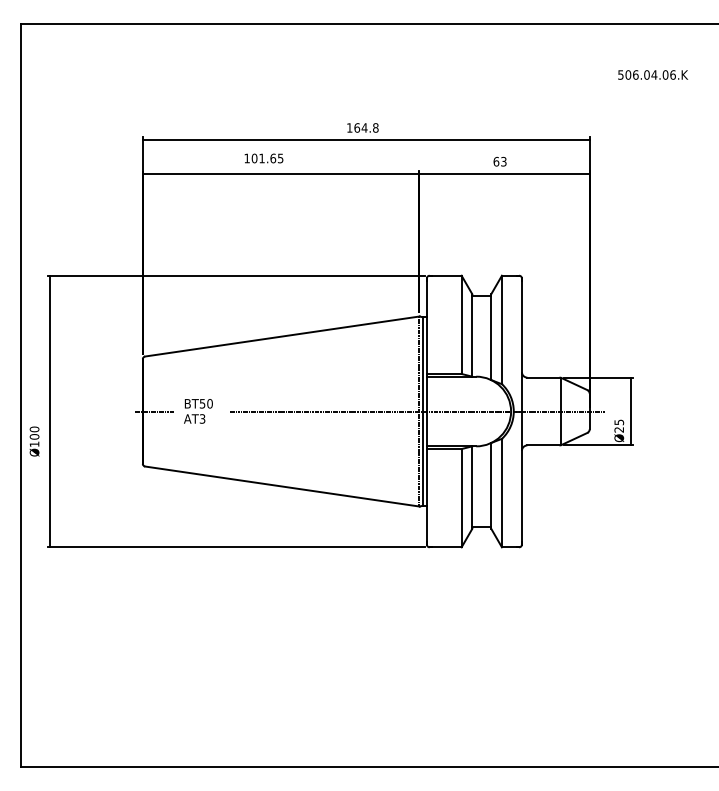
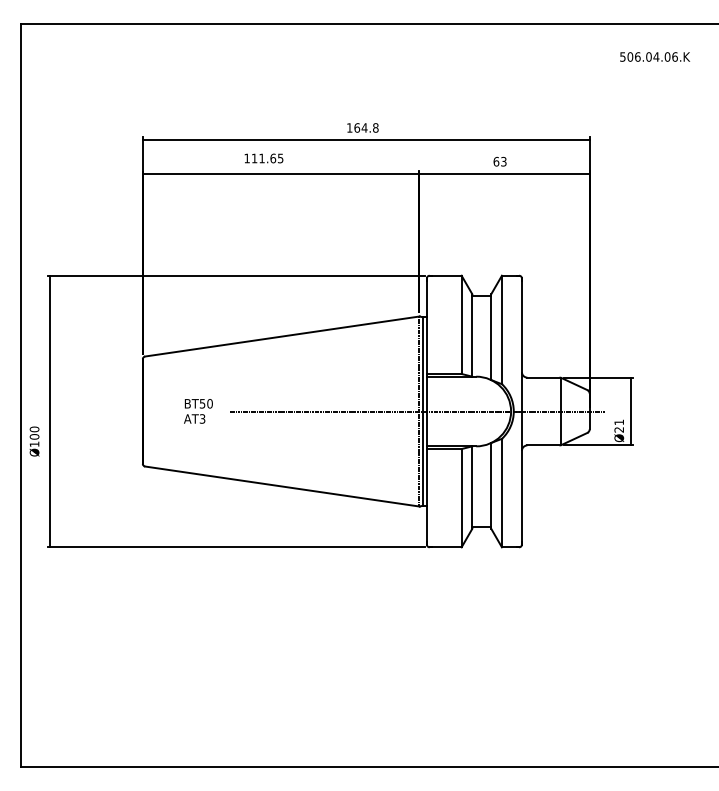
text position: (652, 74) -> (654, 56) (654, 56)
text: 101.65 -> 111.65 (254, 158)
line: present -> none (154, 411)
text: Ø25 -> Ø21 (619, 422)
